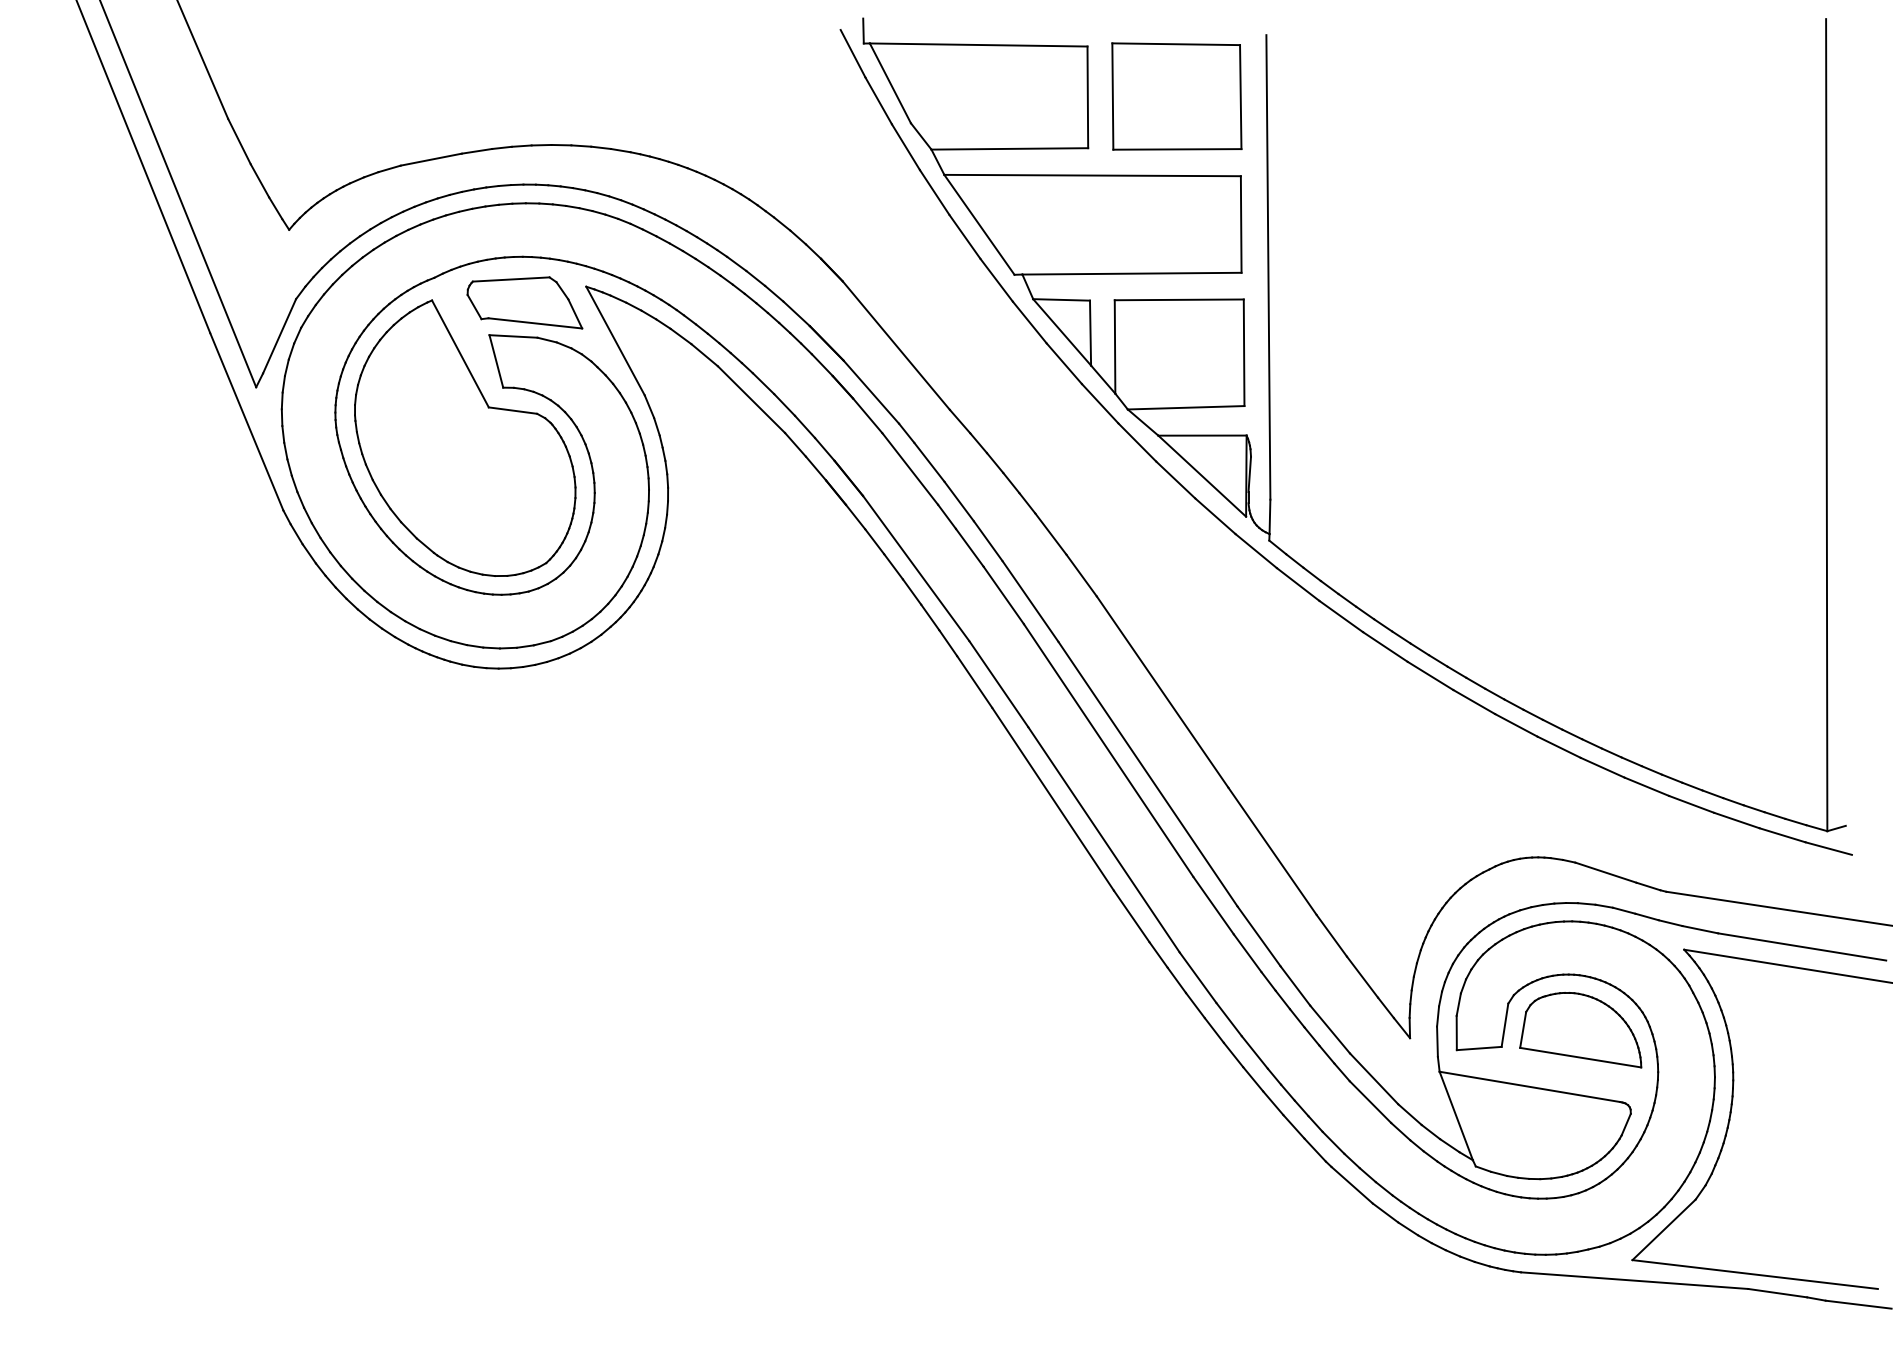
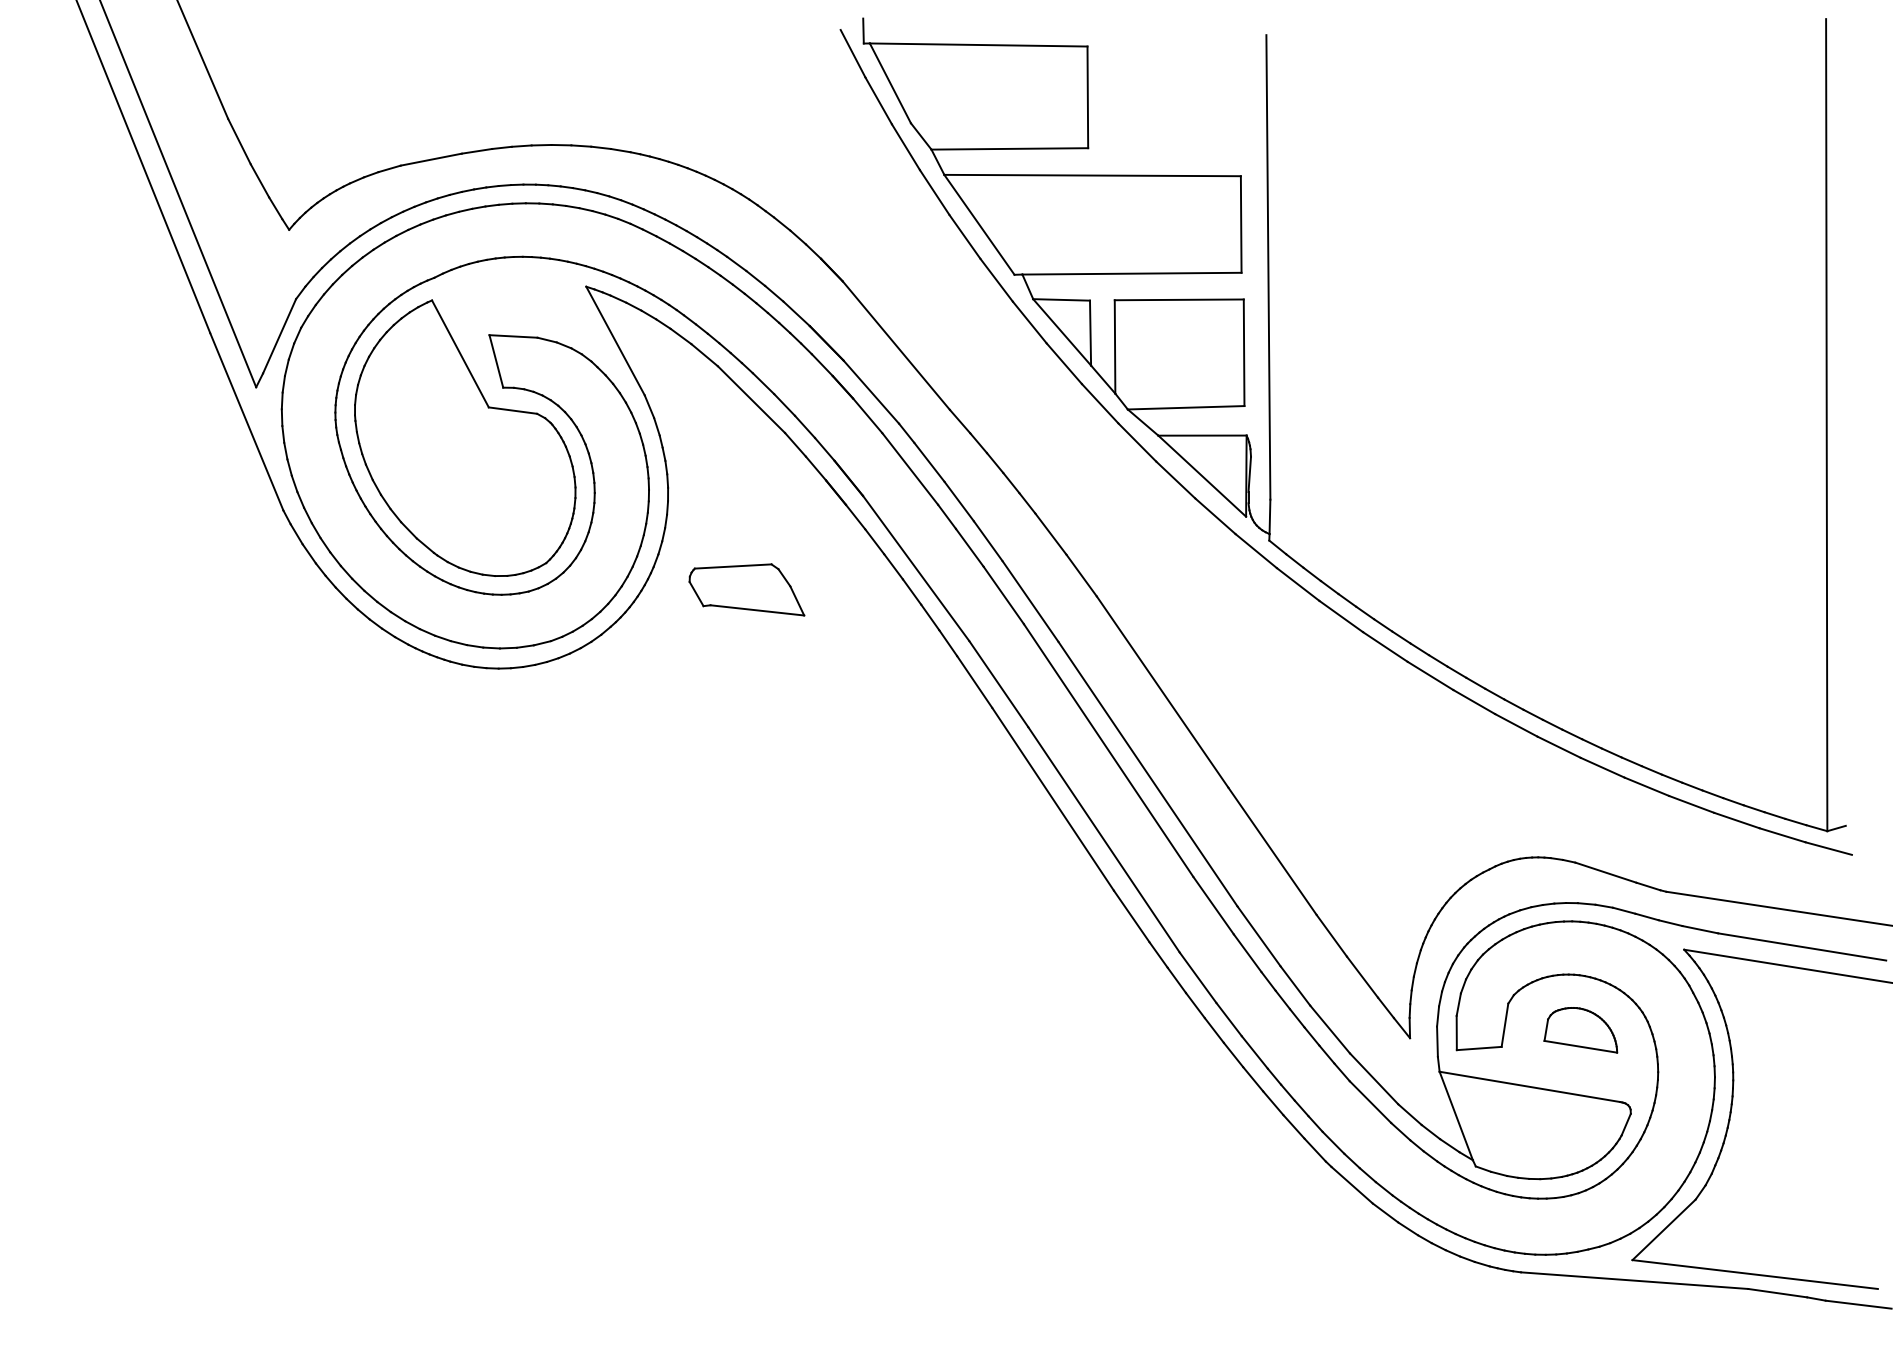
part: present -> none (1176, 96)
part position: (524, 302) -> (746, 589) (746, 589)
part size: 124x77 px -> 76x47 px (1580, 1030)
